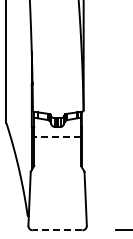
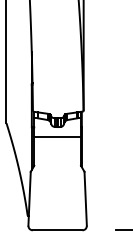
line: dashed -> solid (57, 137)
line: dashed -> solid (57, 230)
